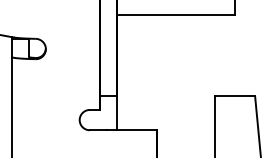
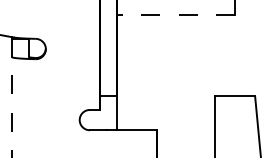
line: solid -> dashed (175, 15)
line: solid -> dashed (12, 107)
